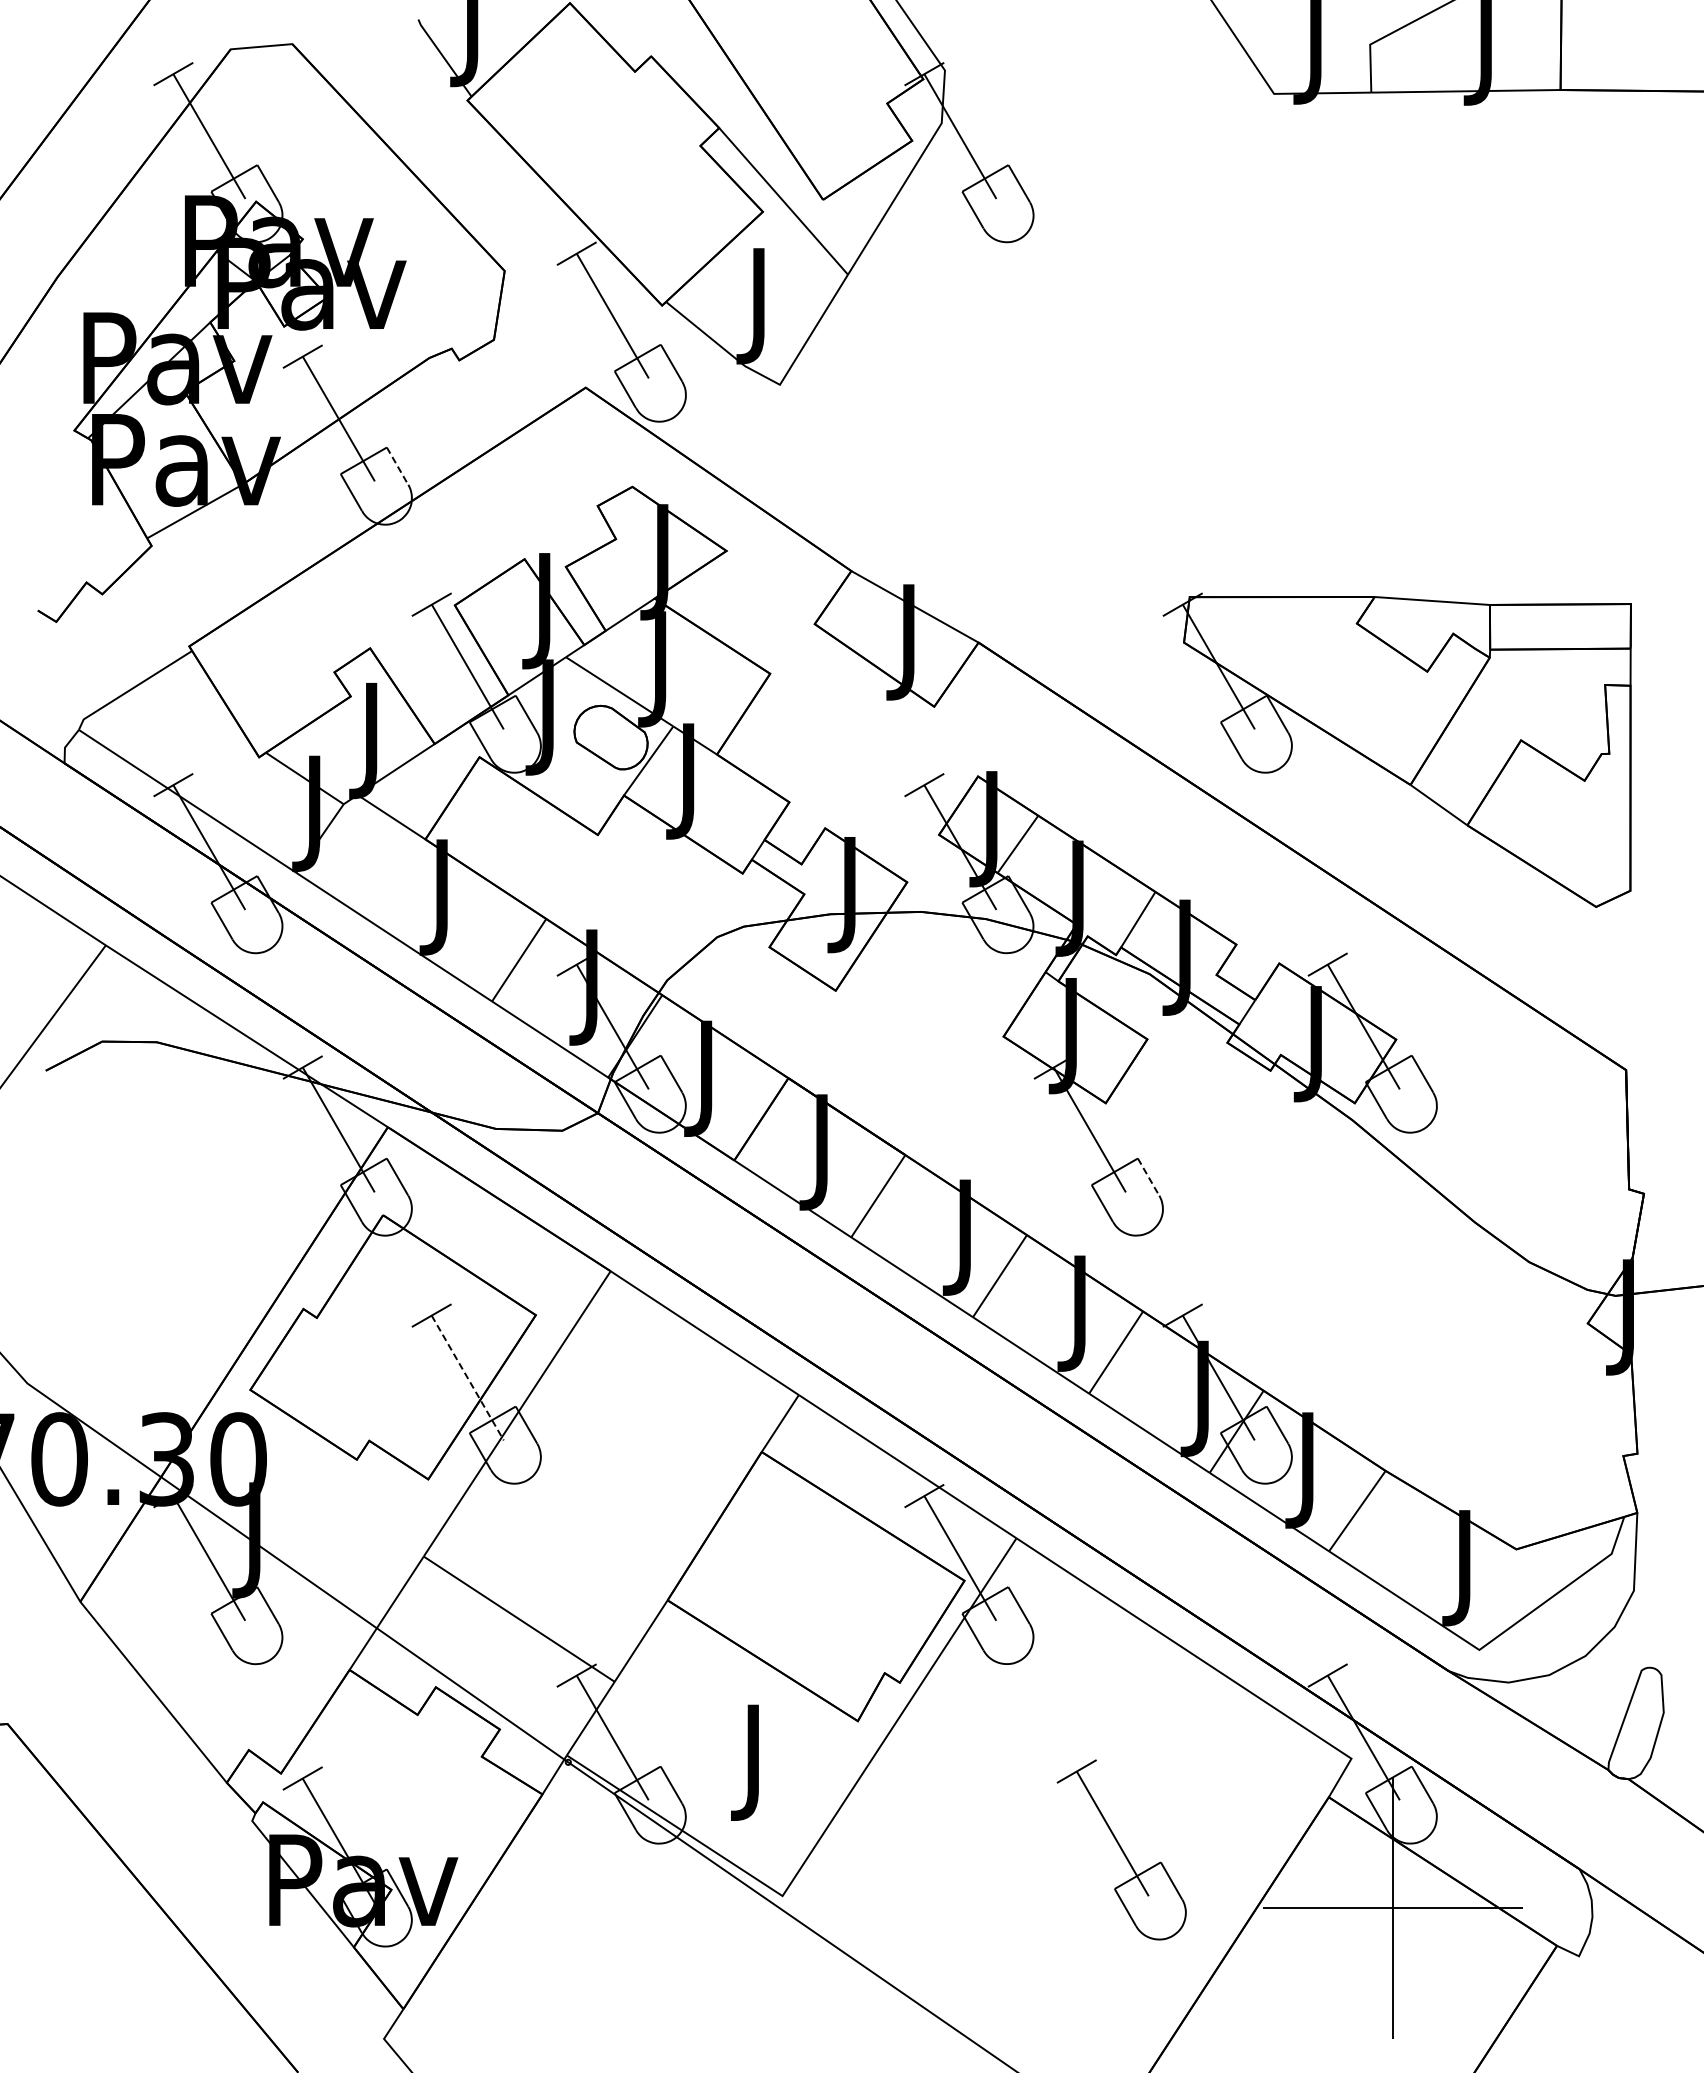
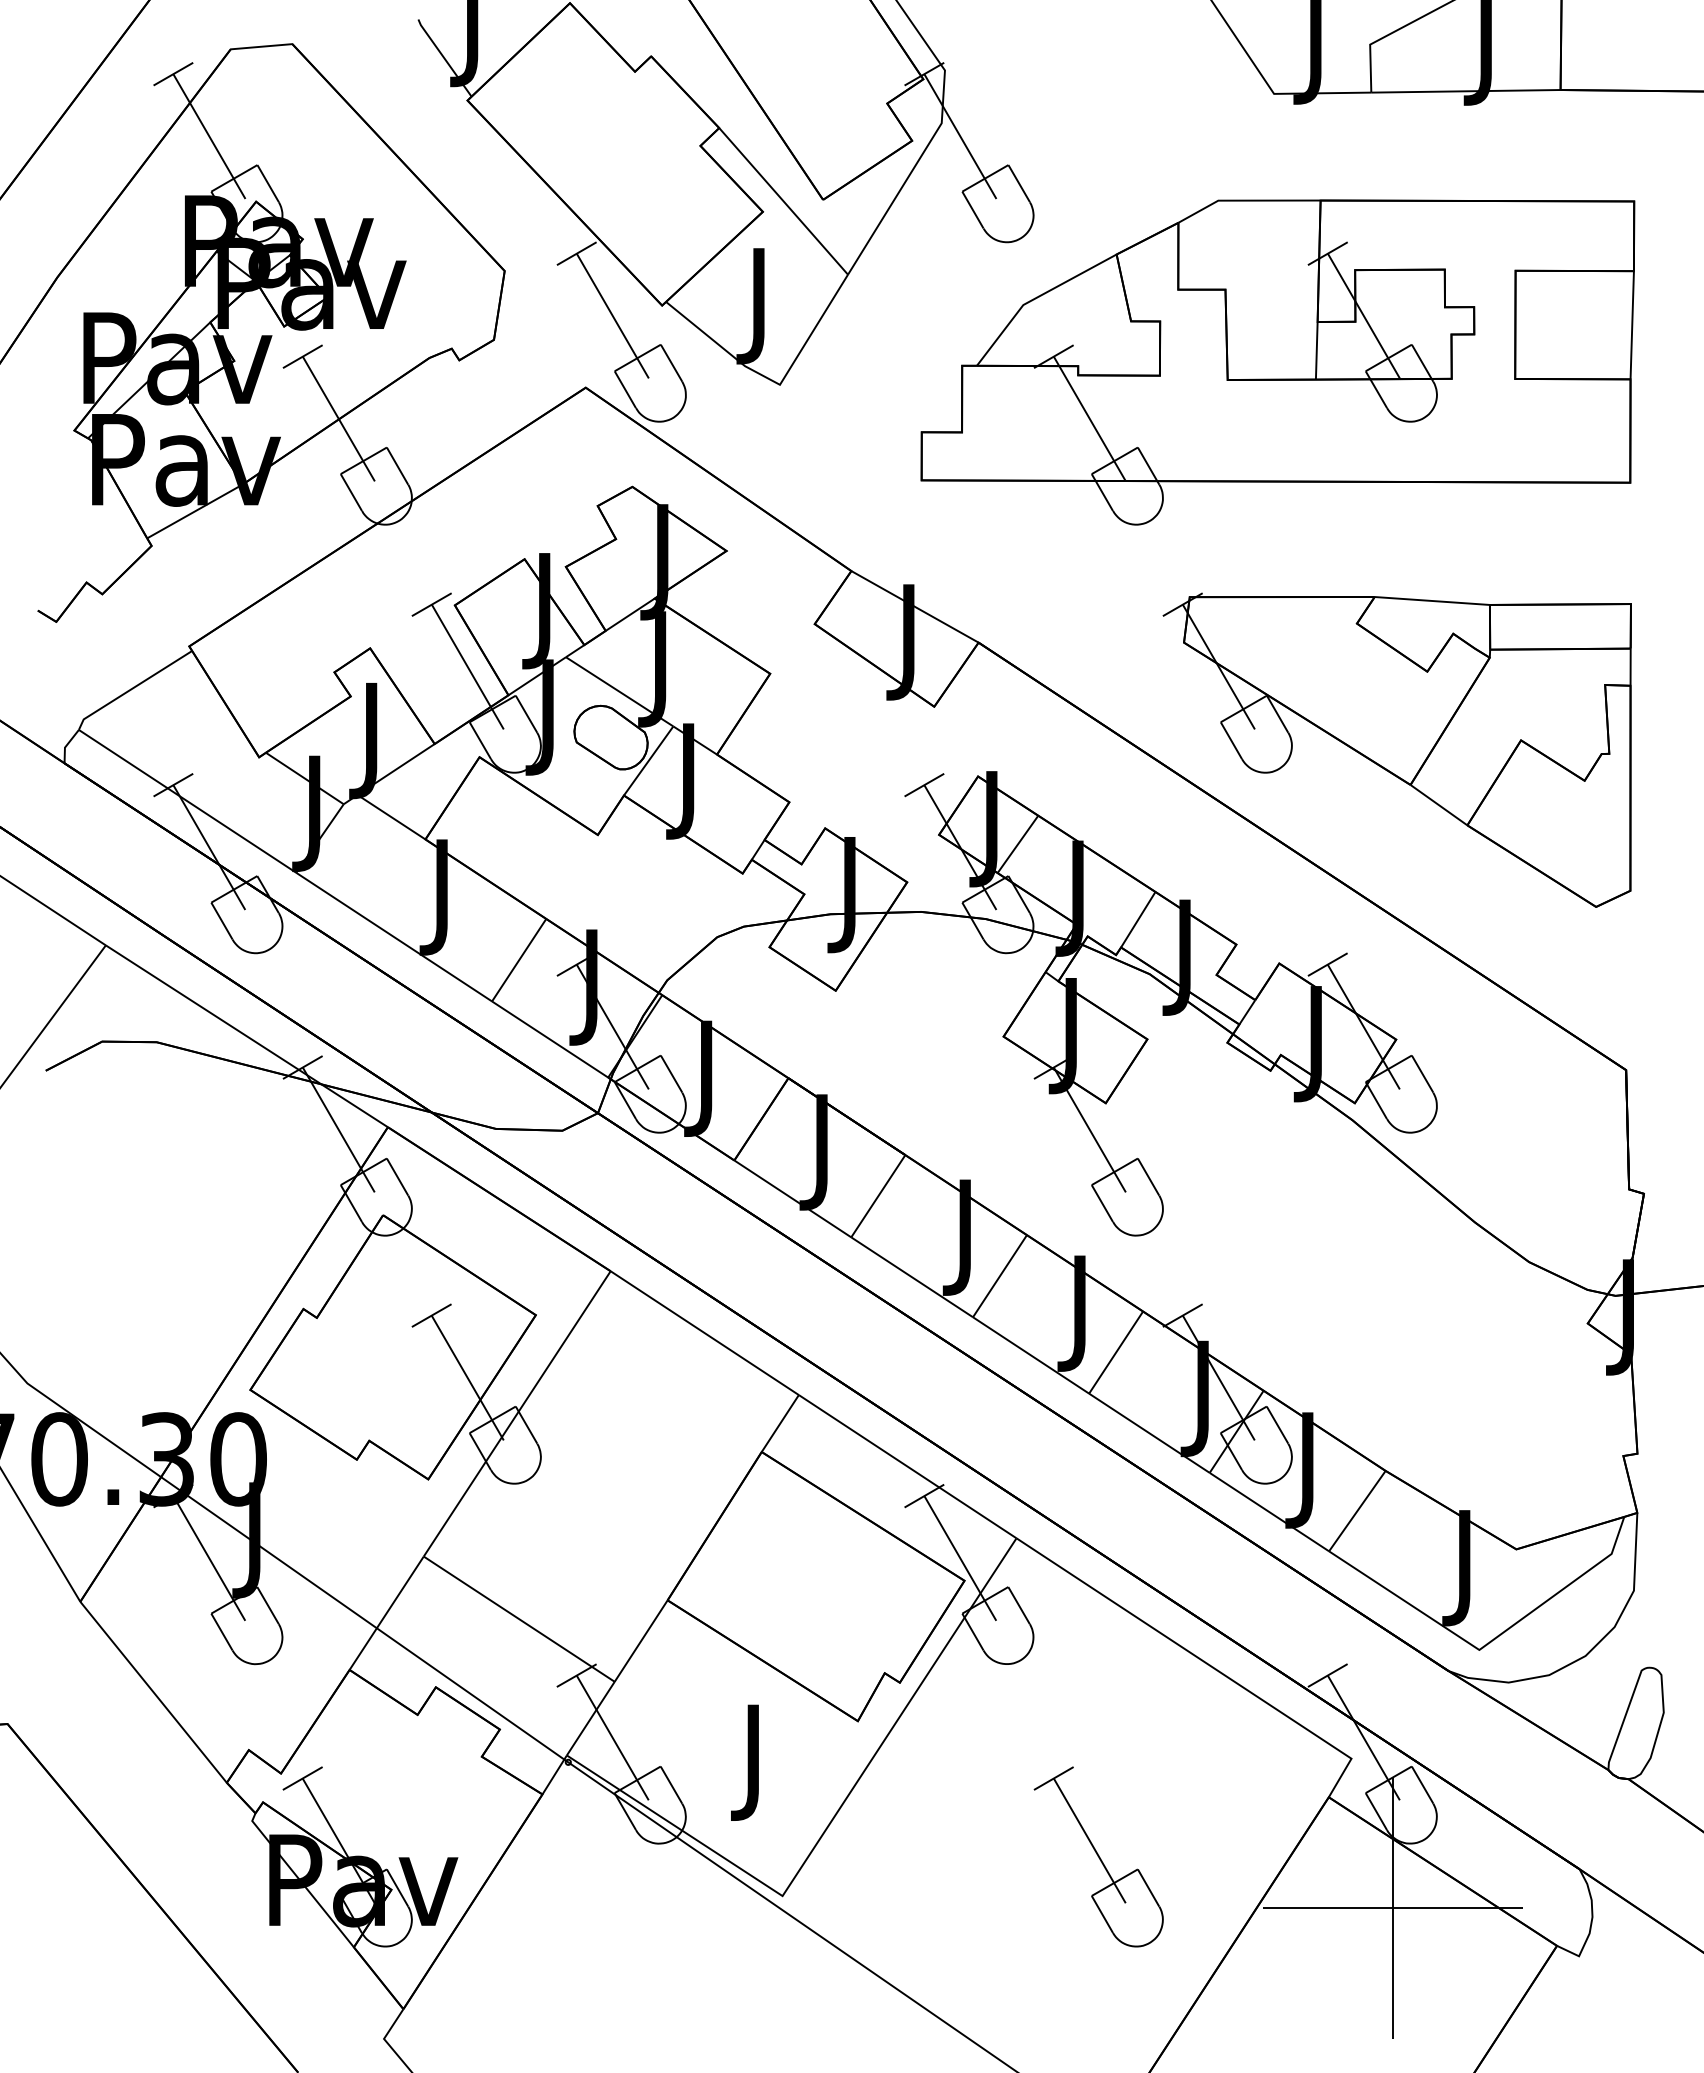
part: none -> present (1277, 362)
line: dashed -> solid (397, 466)
line: dashed -> solid (1148, 1177)
line: dashed -> solid (468, 1378)
part position: (1121, 1849) -> (1098, 1856) (1098, 1856)
